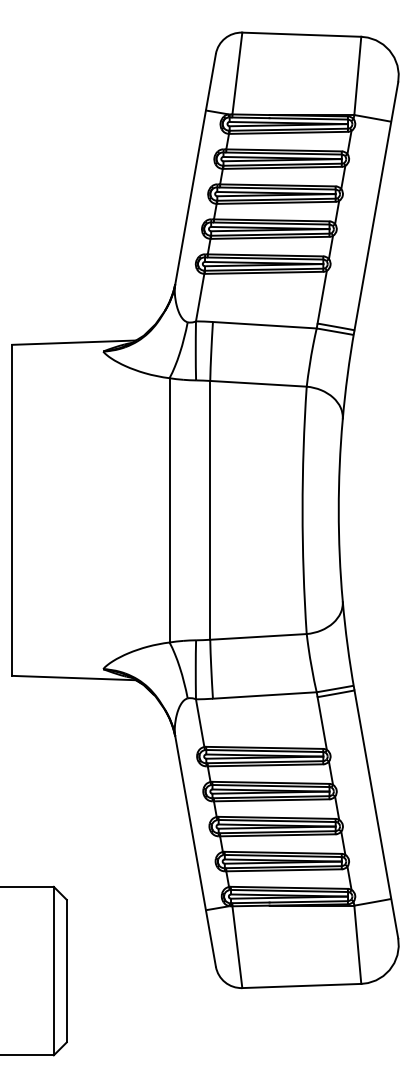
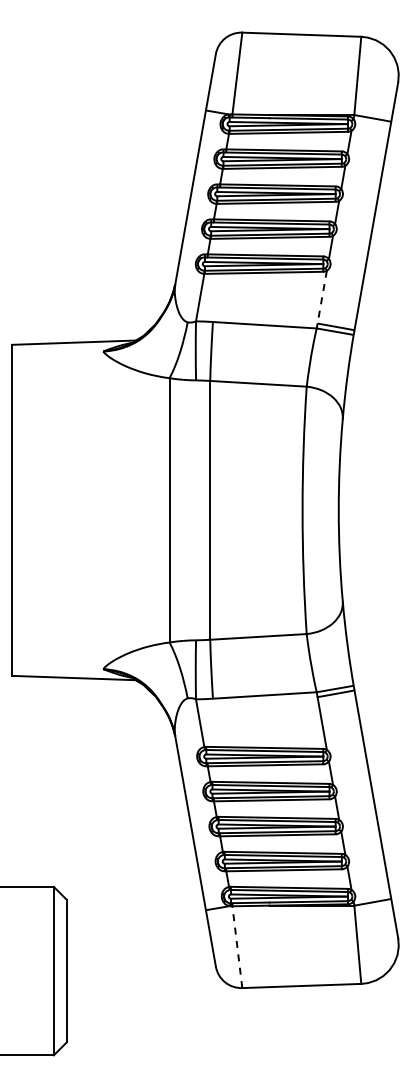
line: solid -> dashed (322, 297)
line: solid -> dashed (237, 946)
